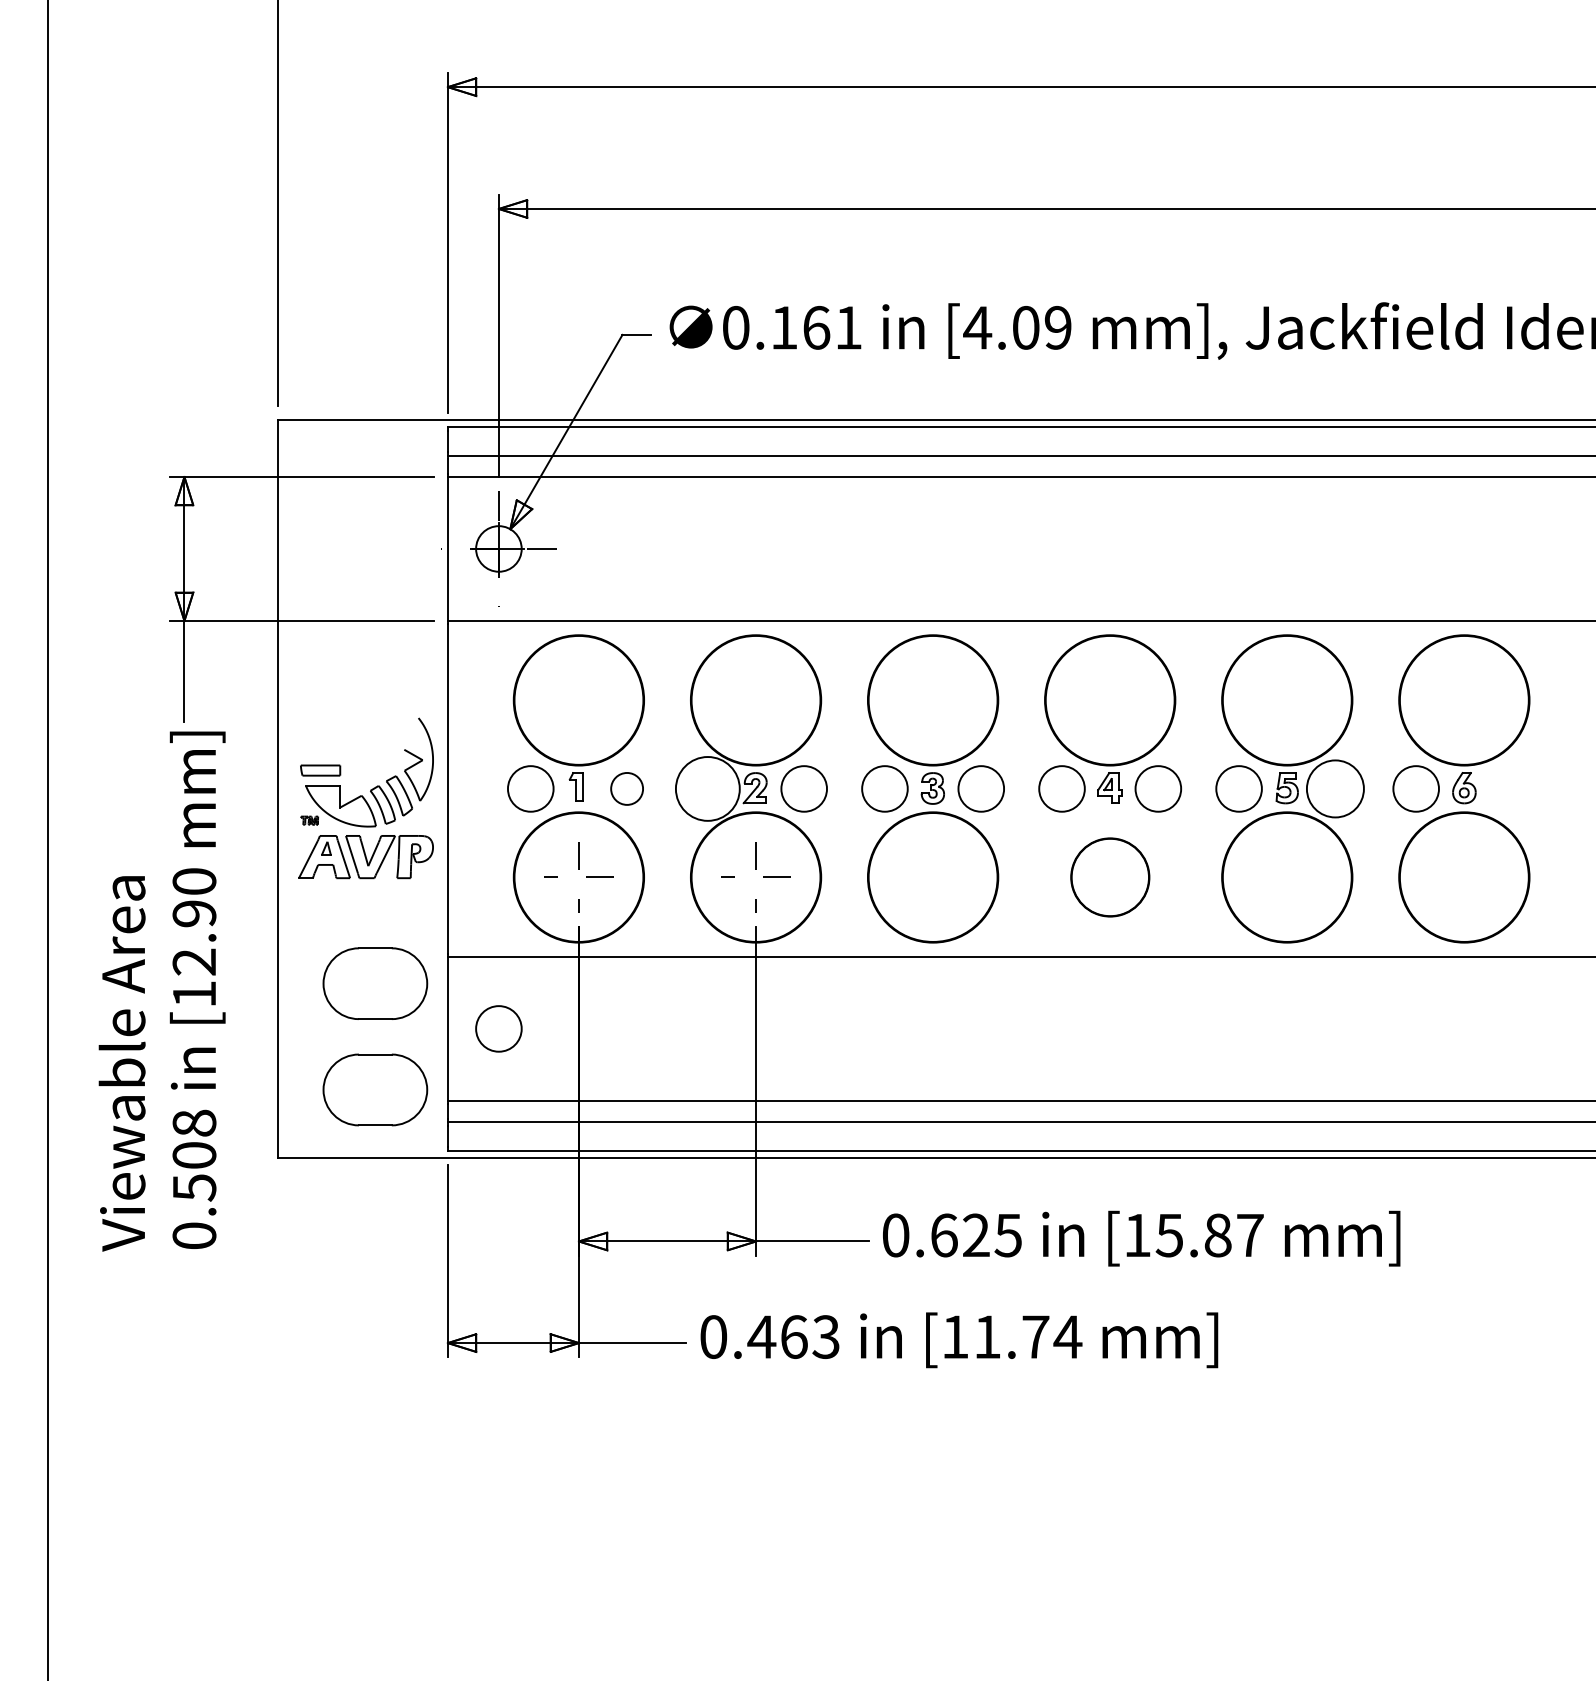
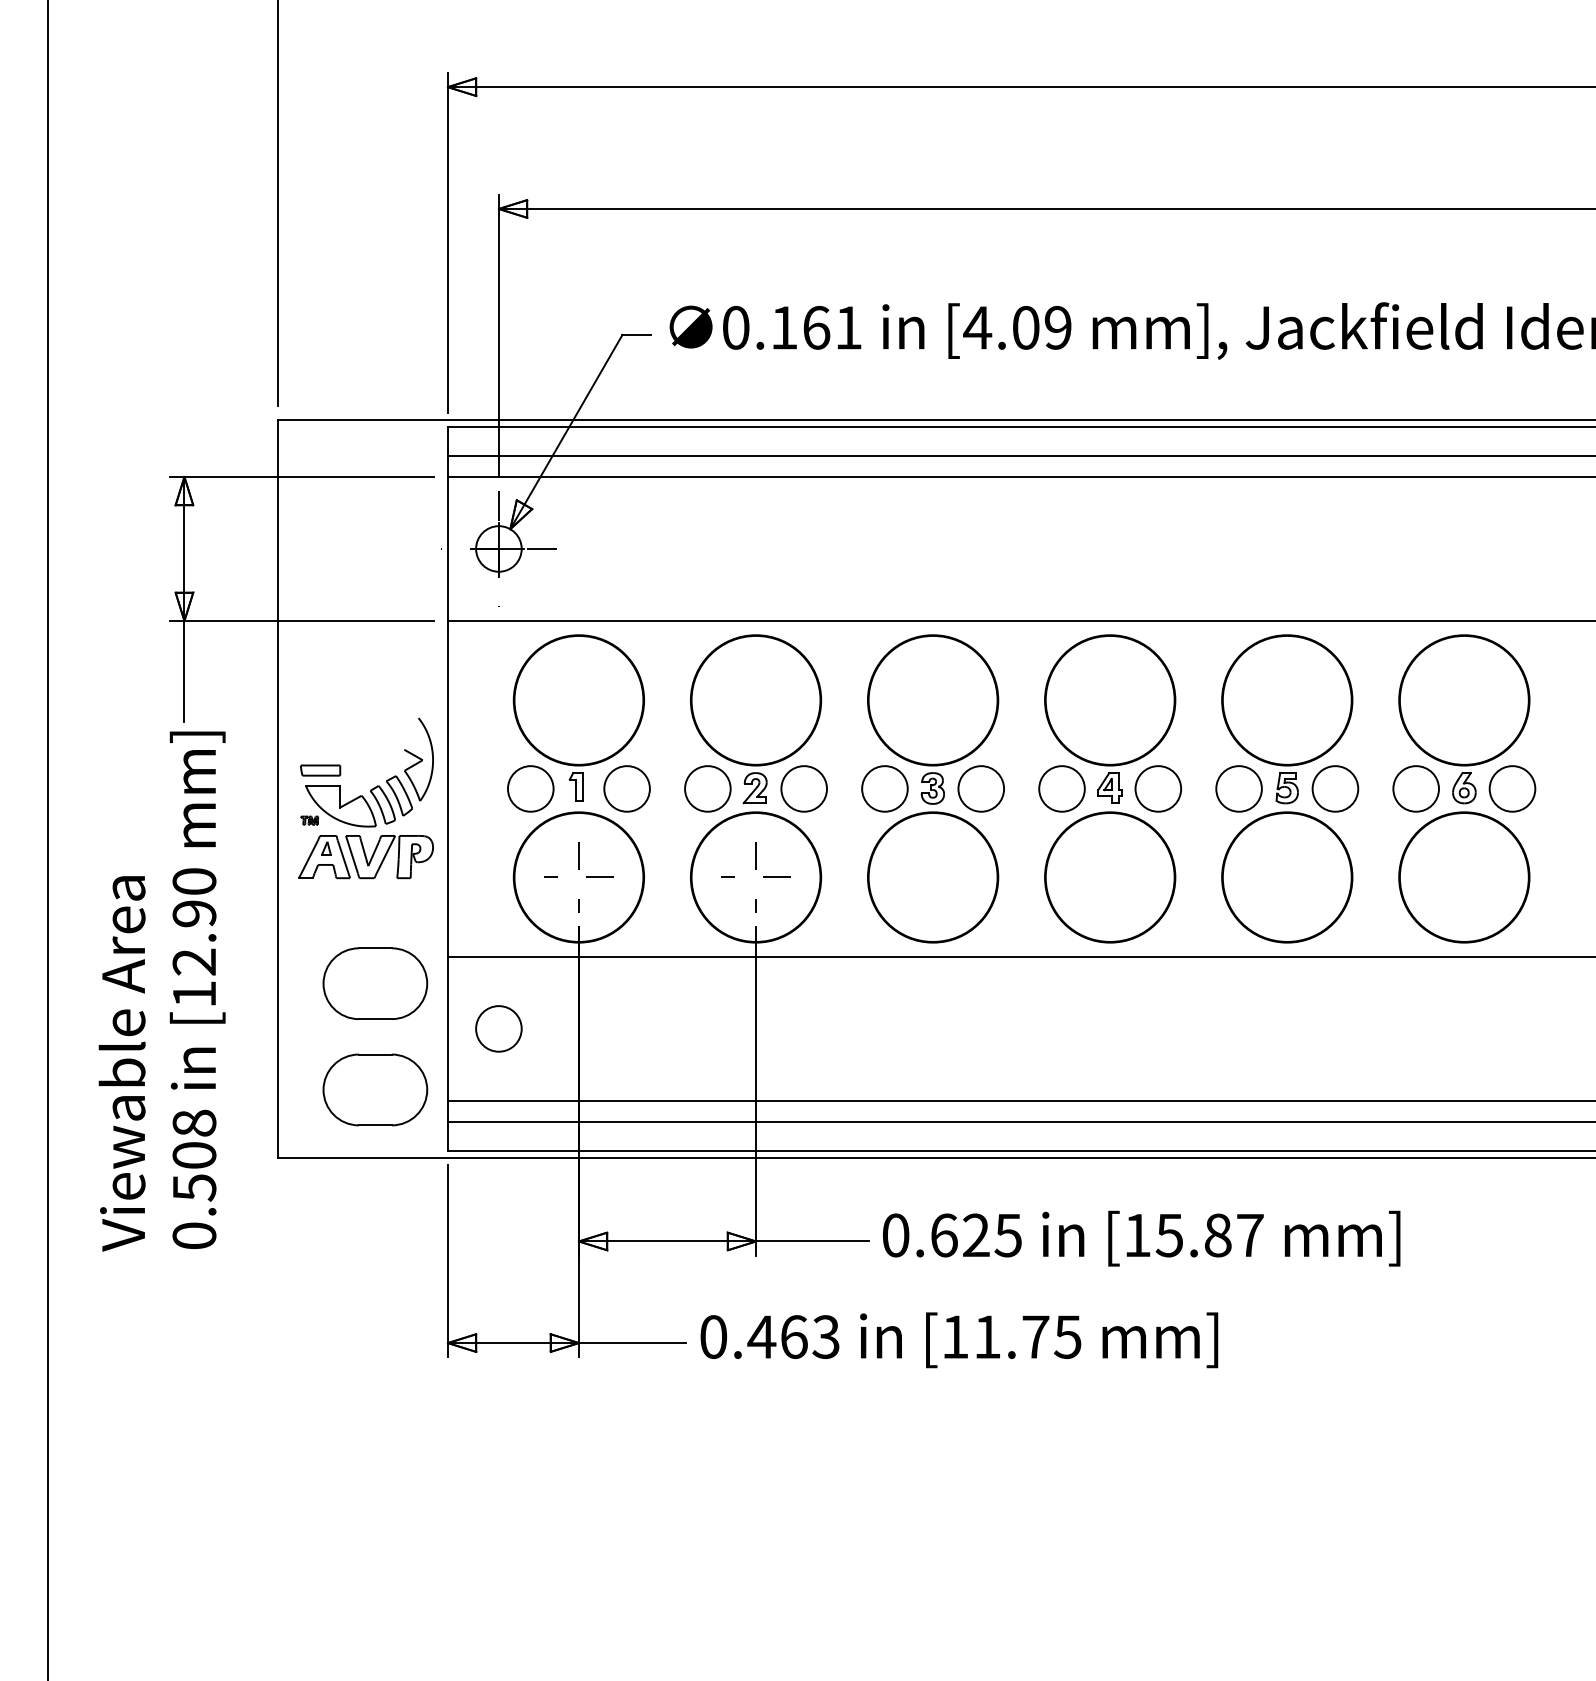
circle diameter: 32 px -> 46 px (626, 788)
circle diameter: 64 px -> 46 px (707, 788)
circle diameter: 57 px -> 46 px (1335, 788)
circle: none -> present (1512, 788)
circle size: 81x81 px -> 133x133 px (1110, 877)
text: [11.74 -> [11.75 (1067, 1337)
